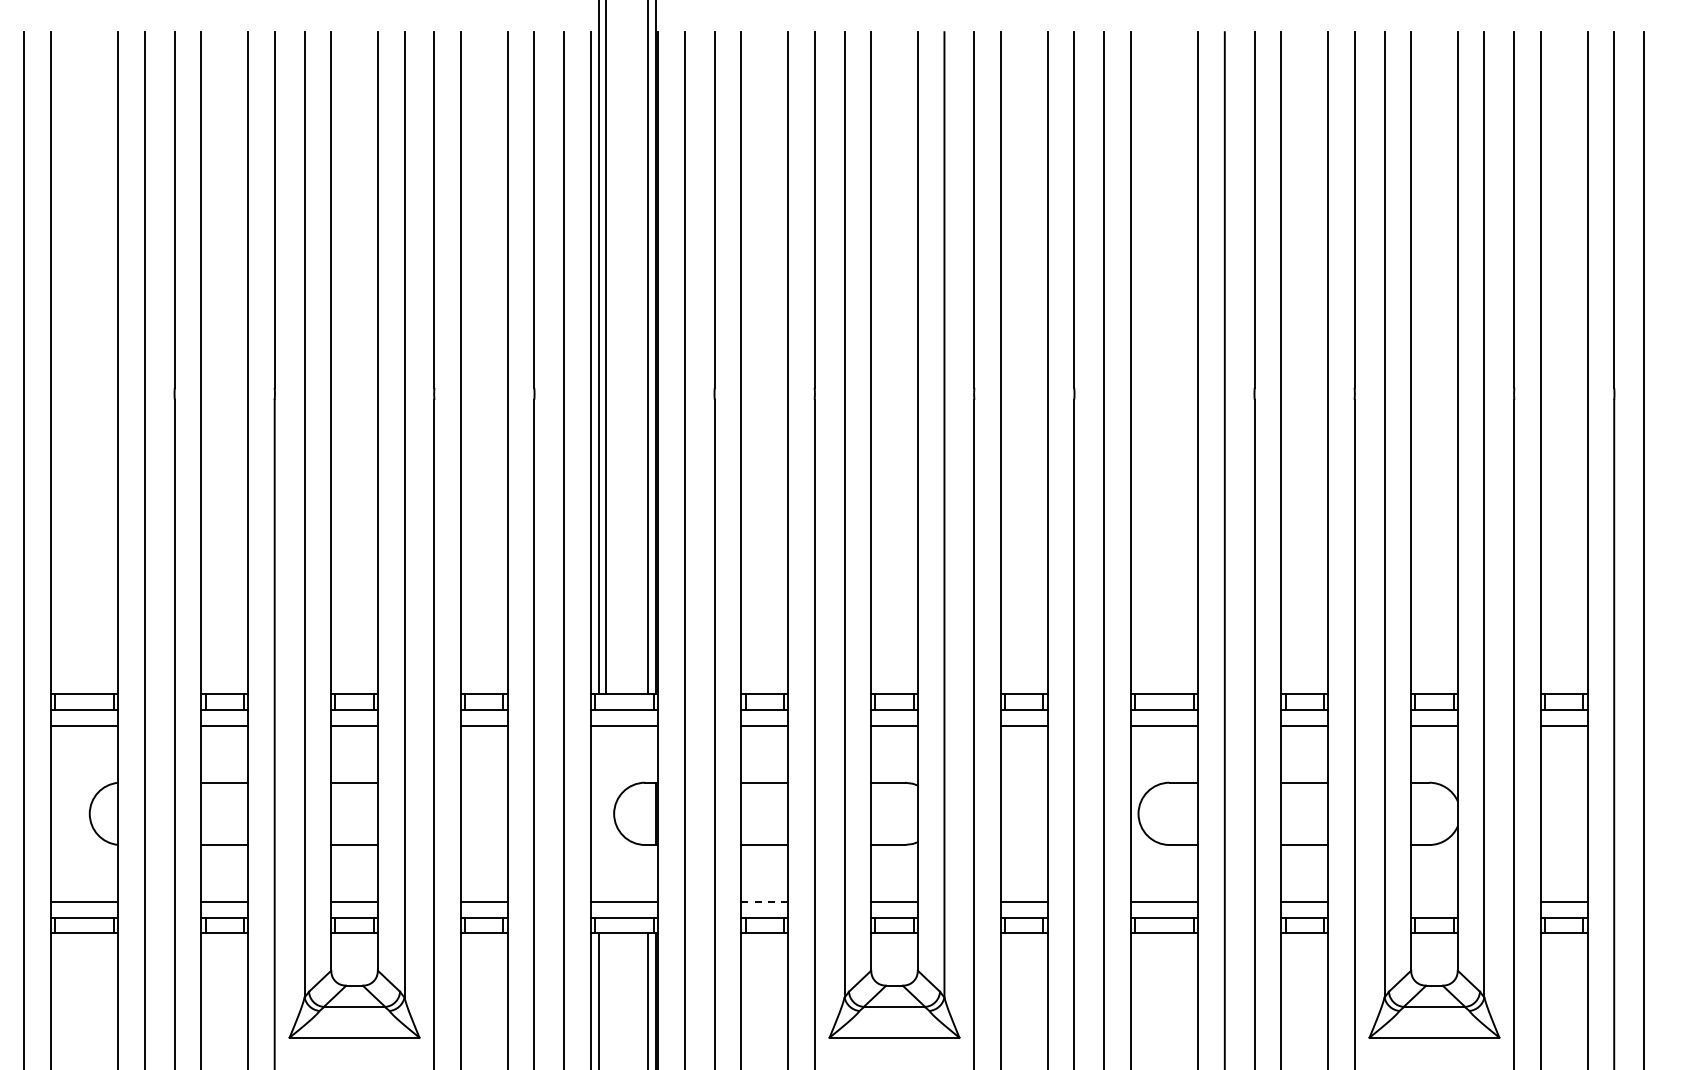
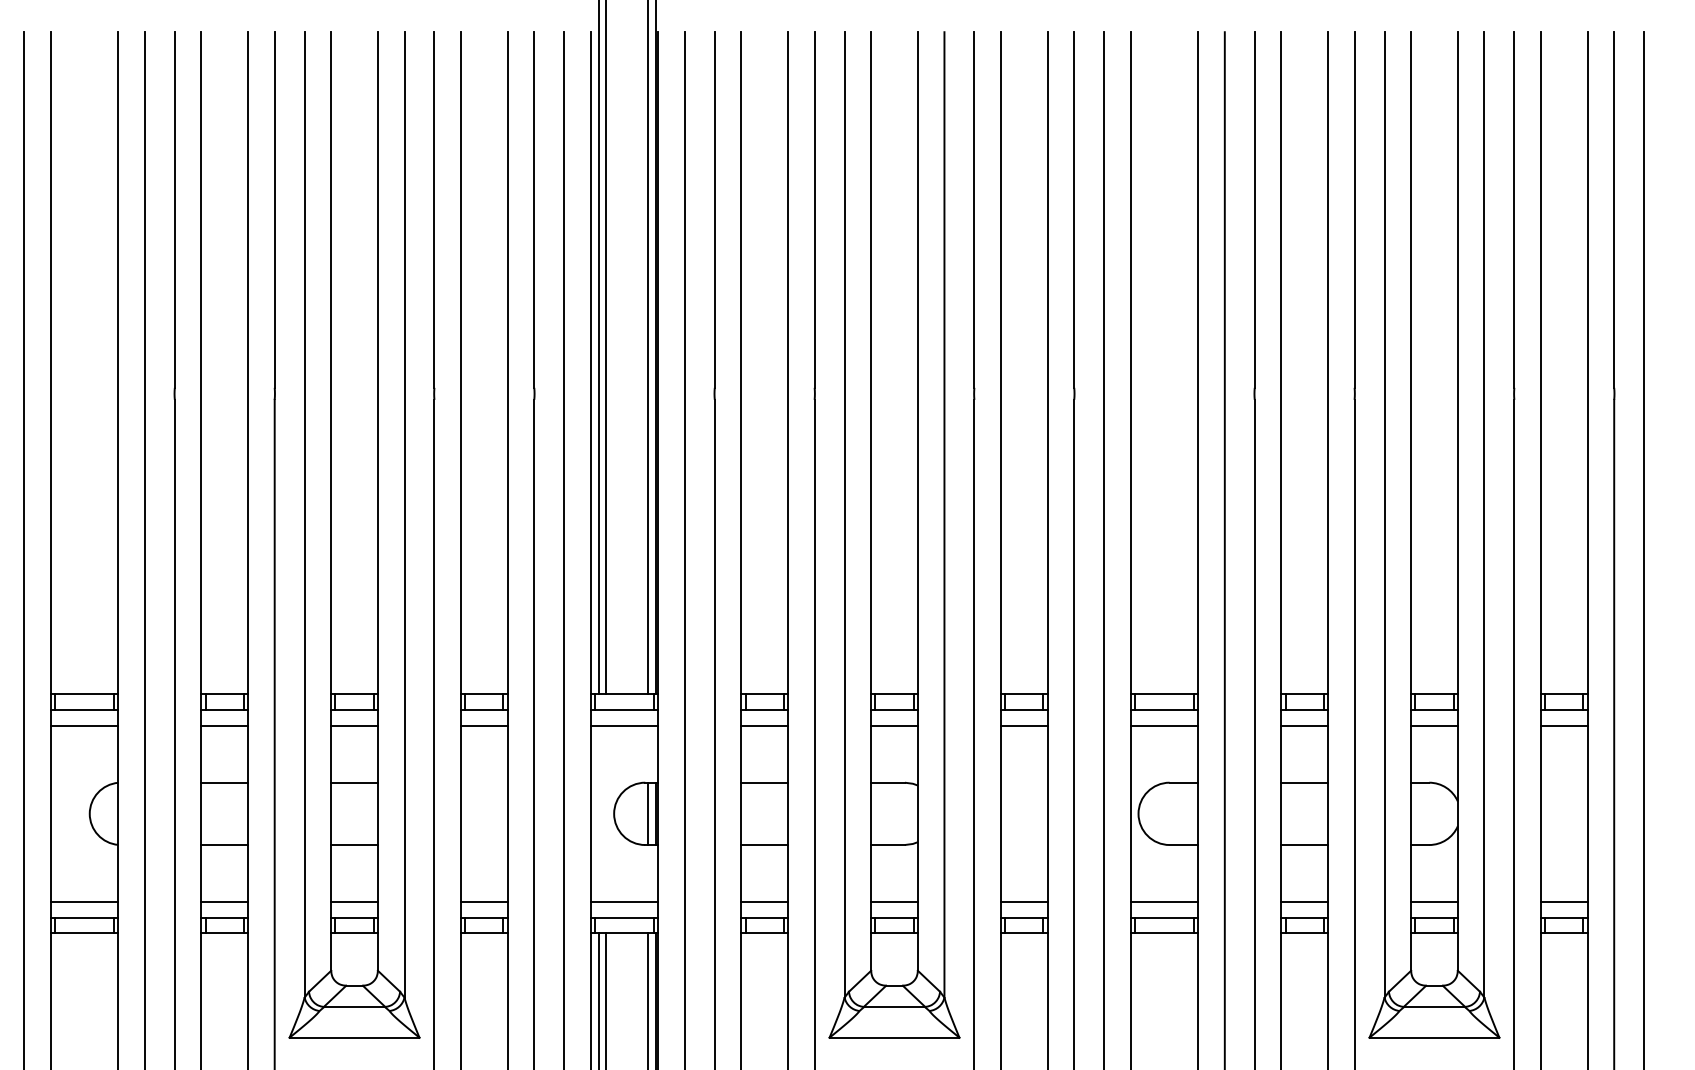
line: none -> present (647, 813)
line: dashed -> solid (764, 902)
line: none -> present (1434, 902)
line: none -> present (606, 999)
